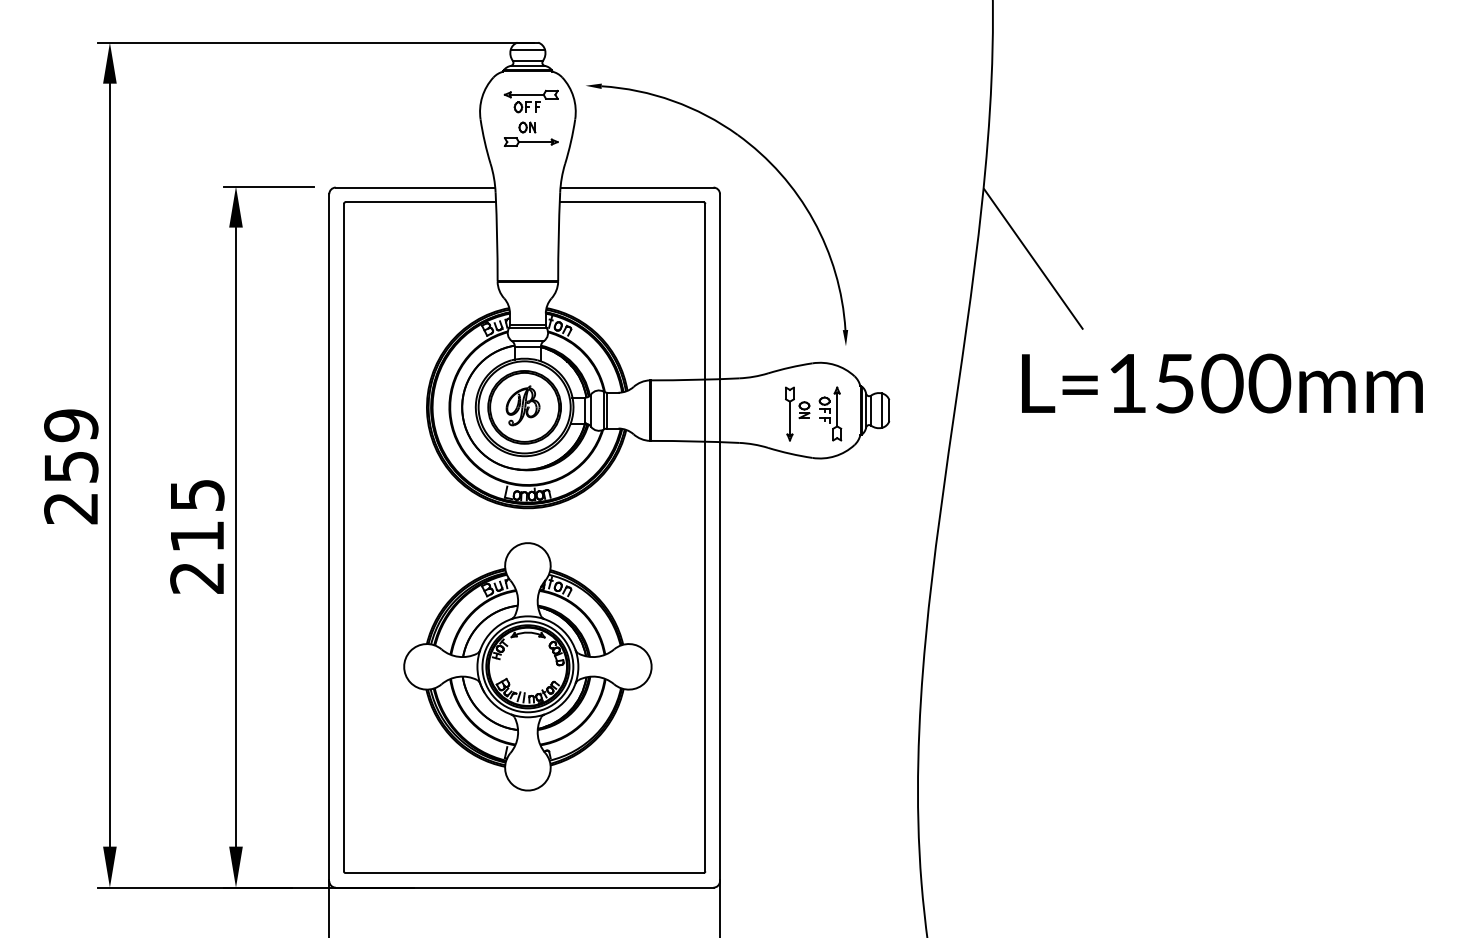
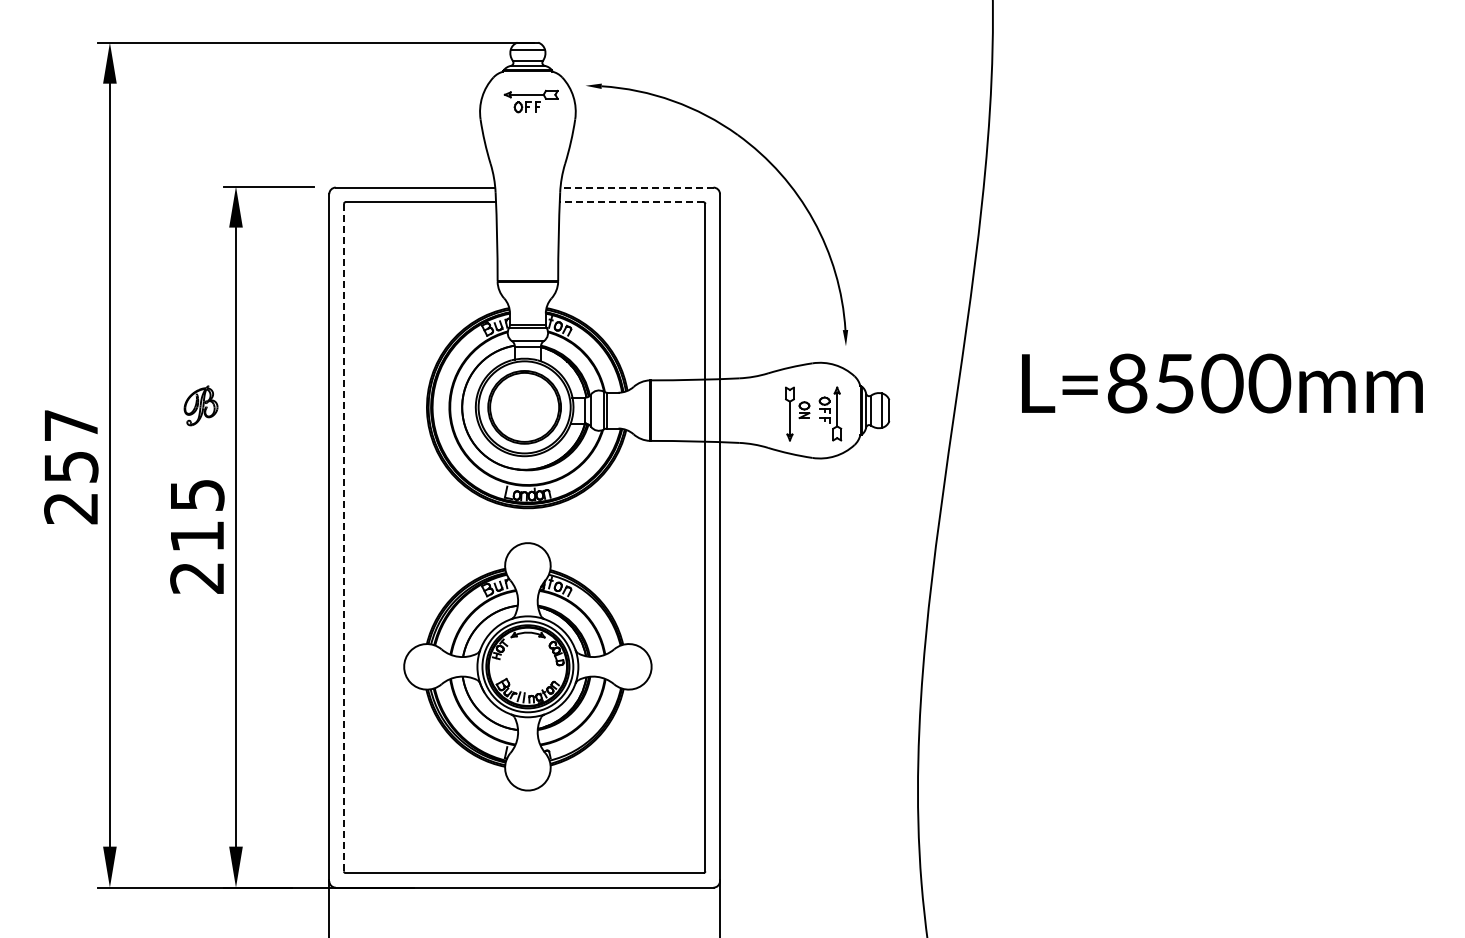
part: present -> none (530, 133)
line: solid -> dashed (636, 187)
line: solid -> dashed (631, 202)
line: present -> none (1033, 258)
text: L=1500mm -> L=8500mm (1127, 383)
part position: (522, 405) -> (200, 405) (200, 405)
text: 259 -> 257 (71, 425)
line: solid -> dashed (343, 537)
